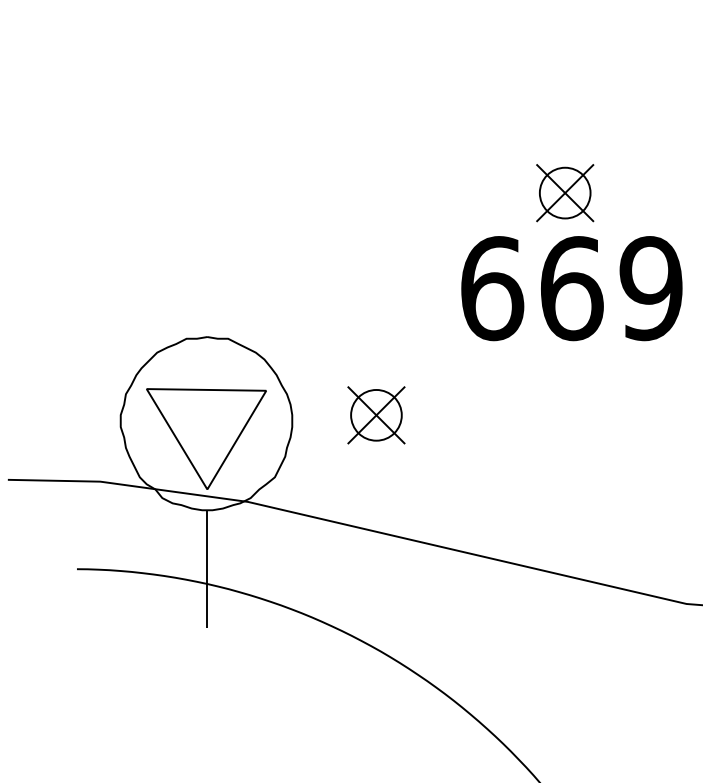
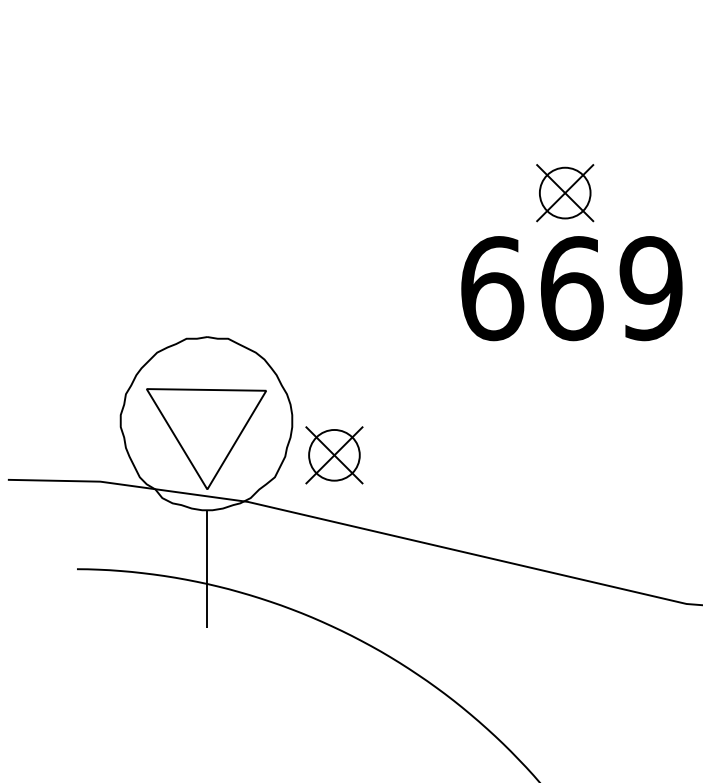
part position: (376, 415) -> (334, 455) (334, 455)
